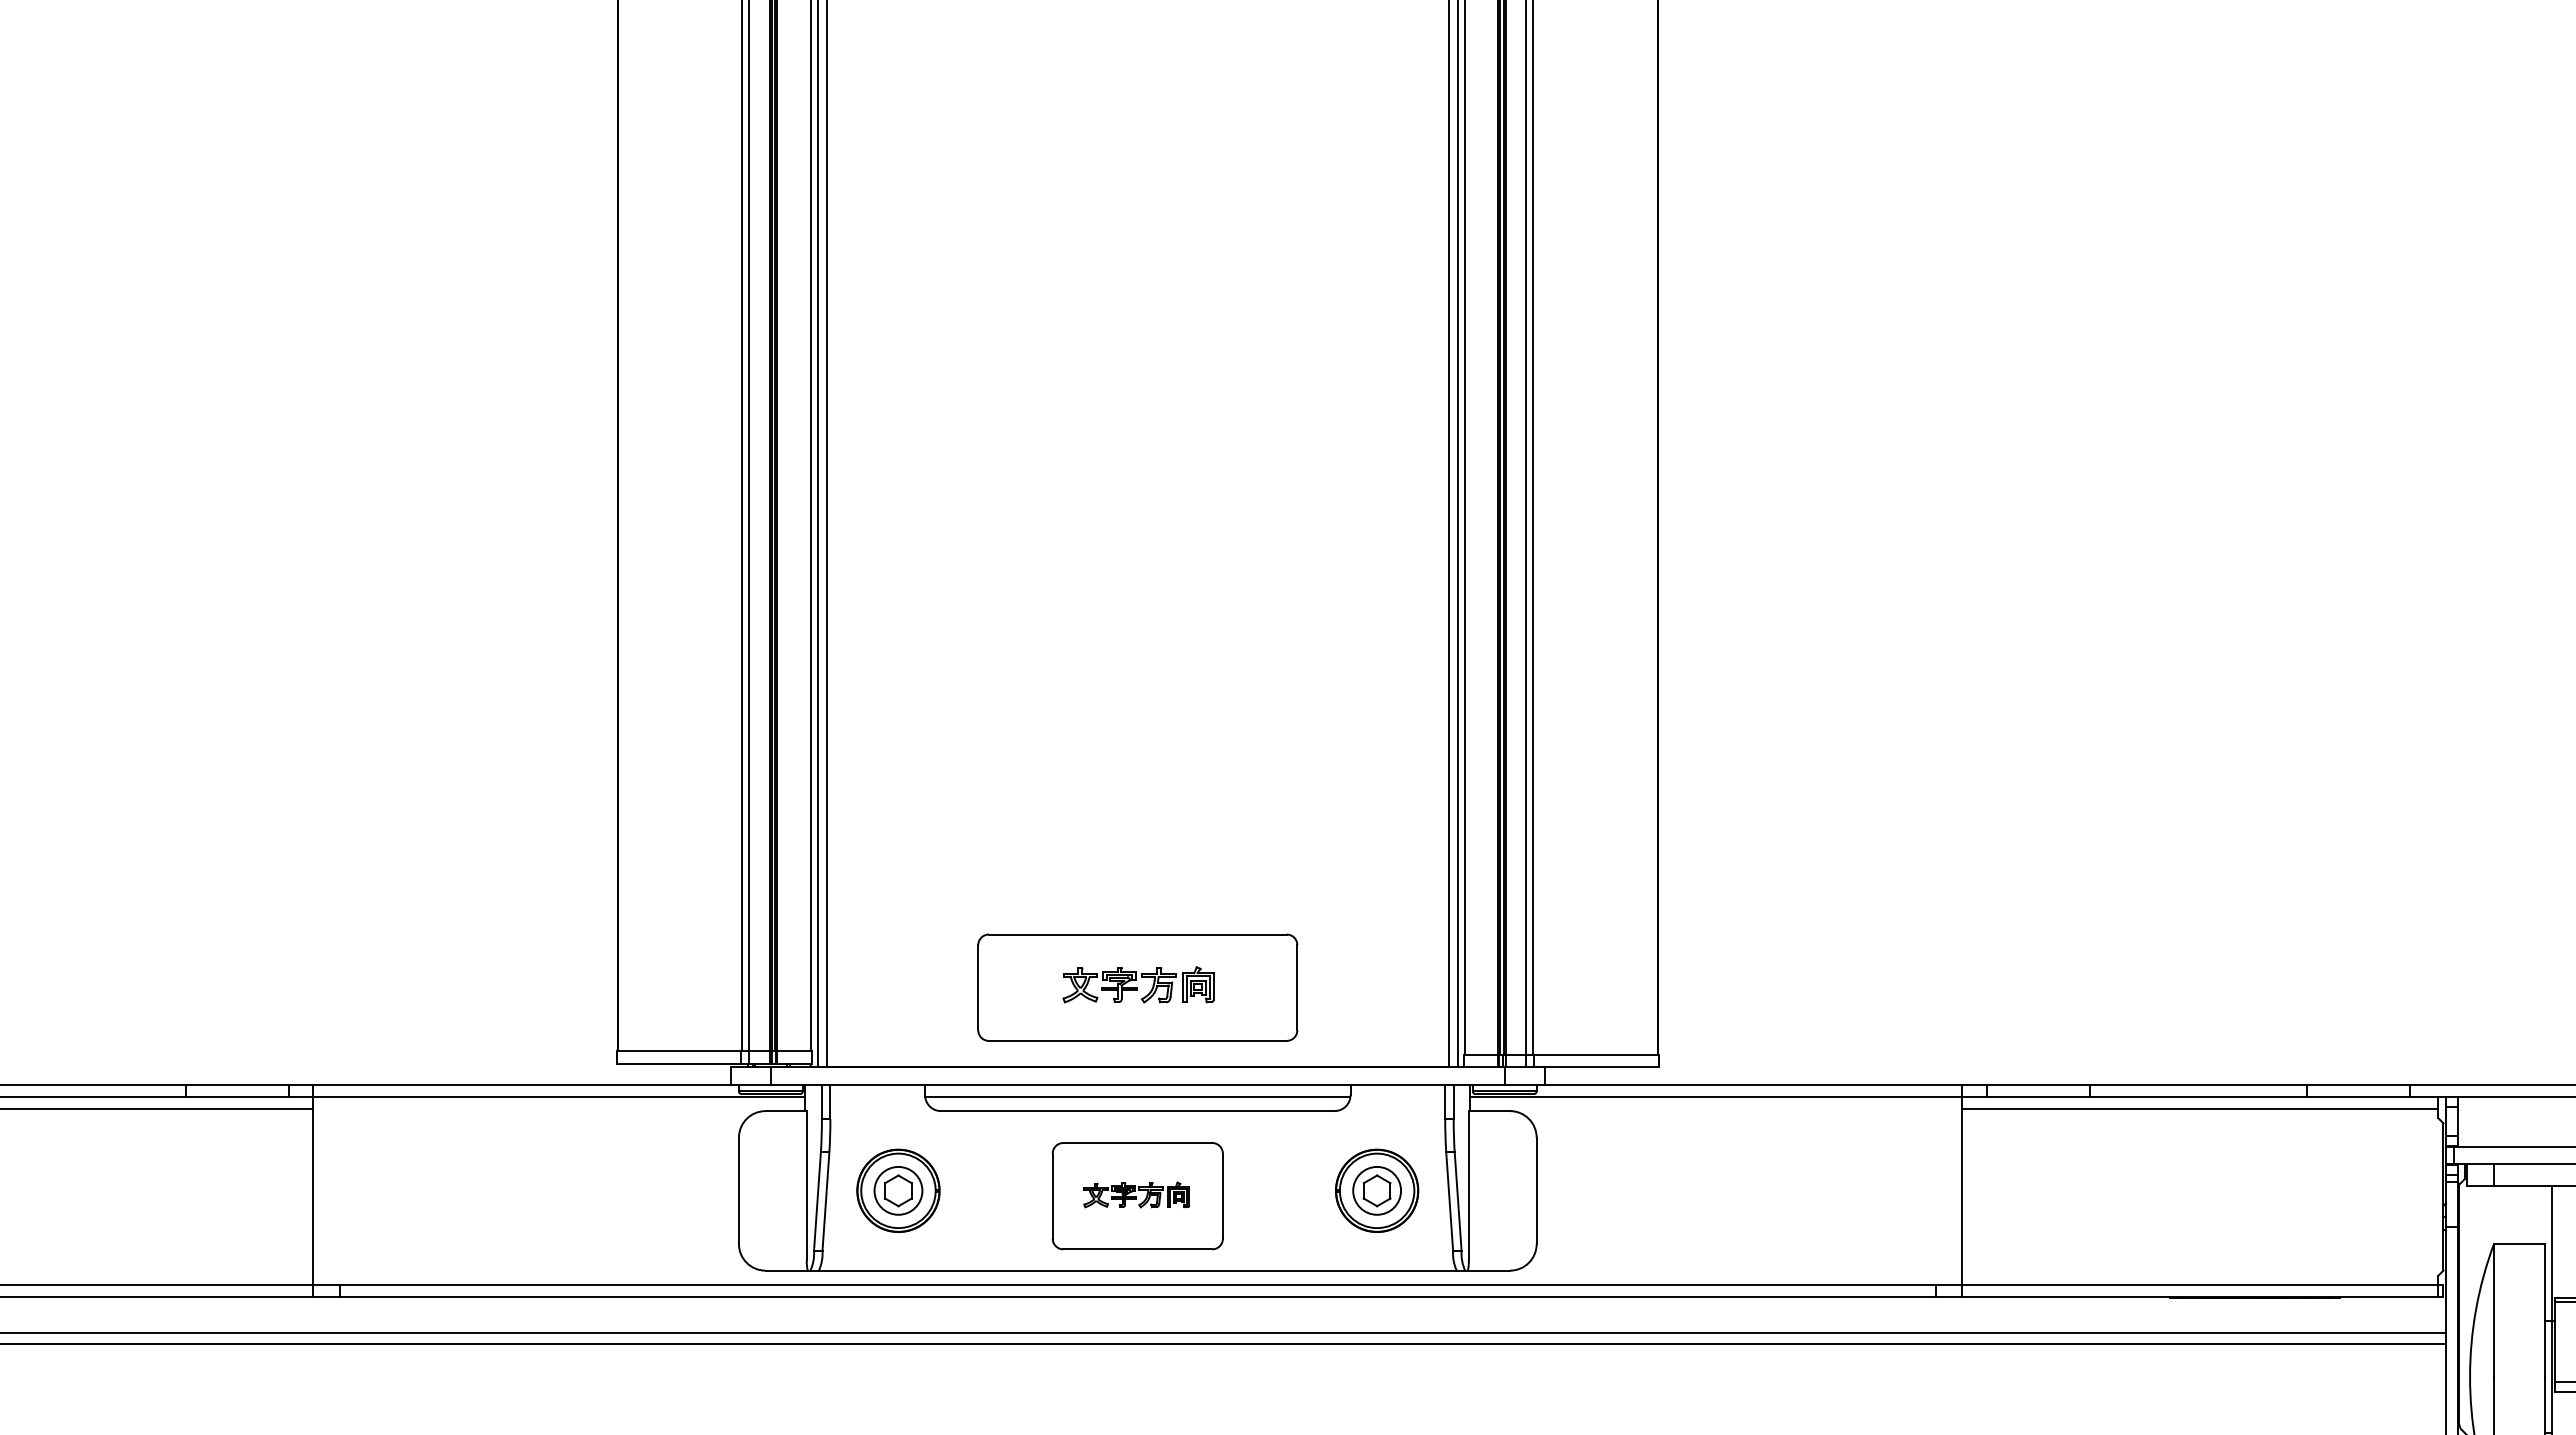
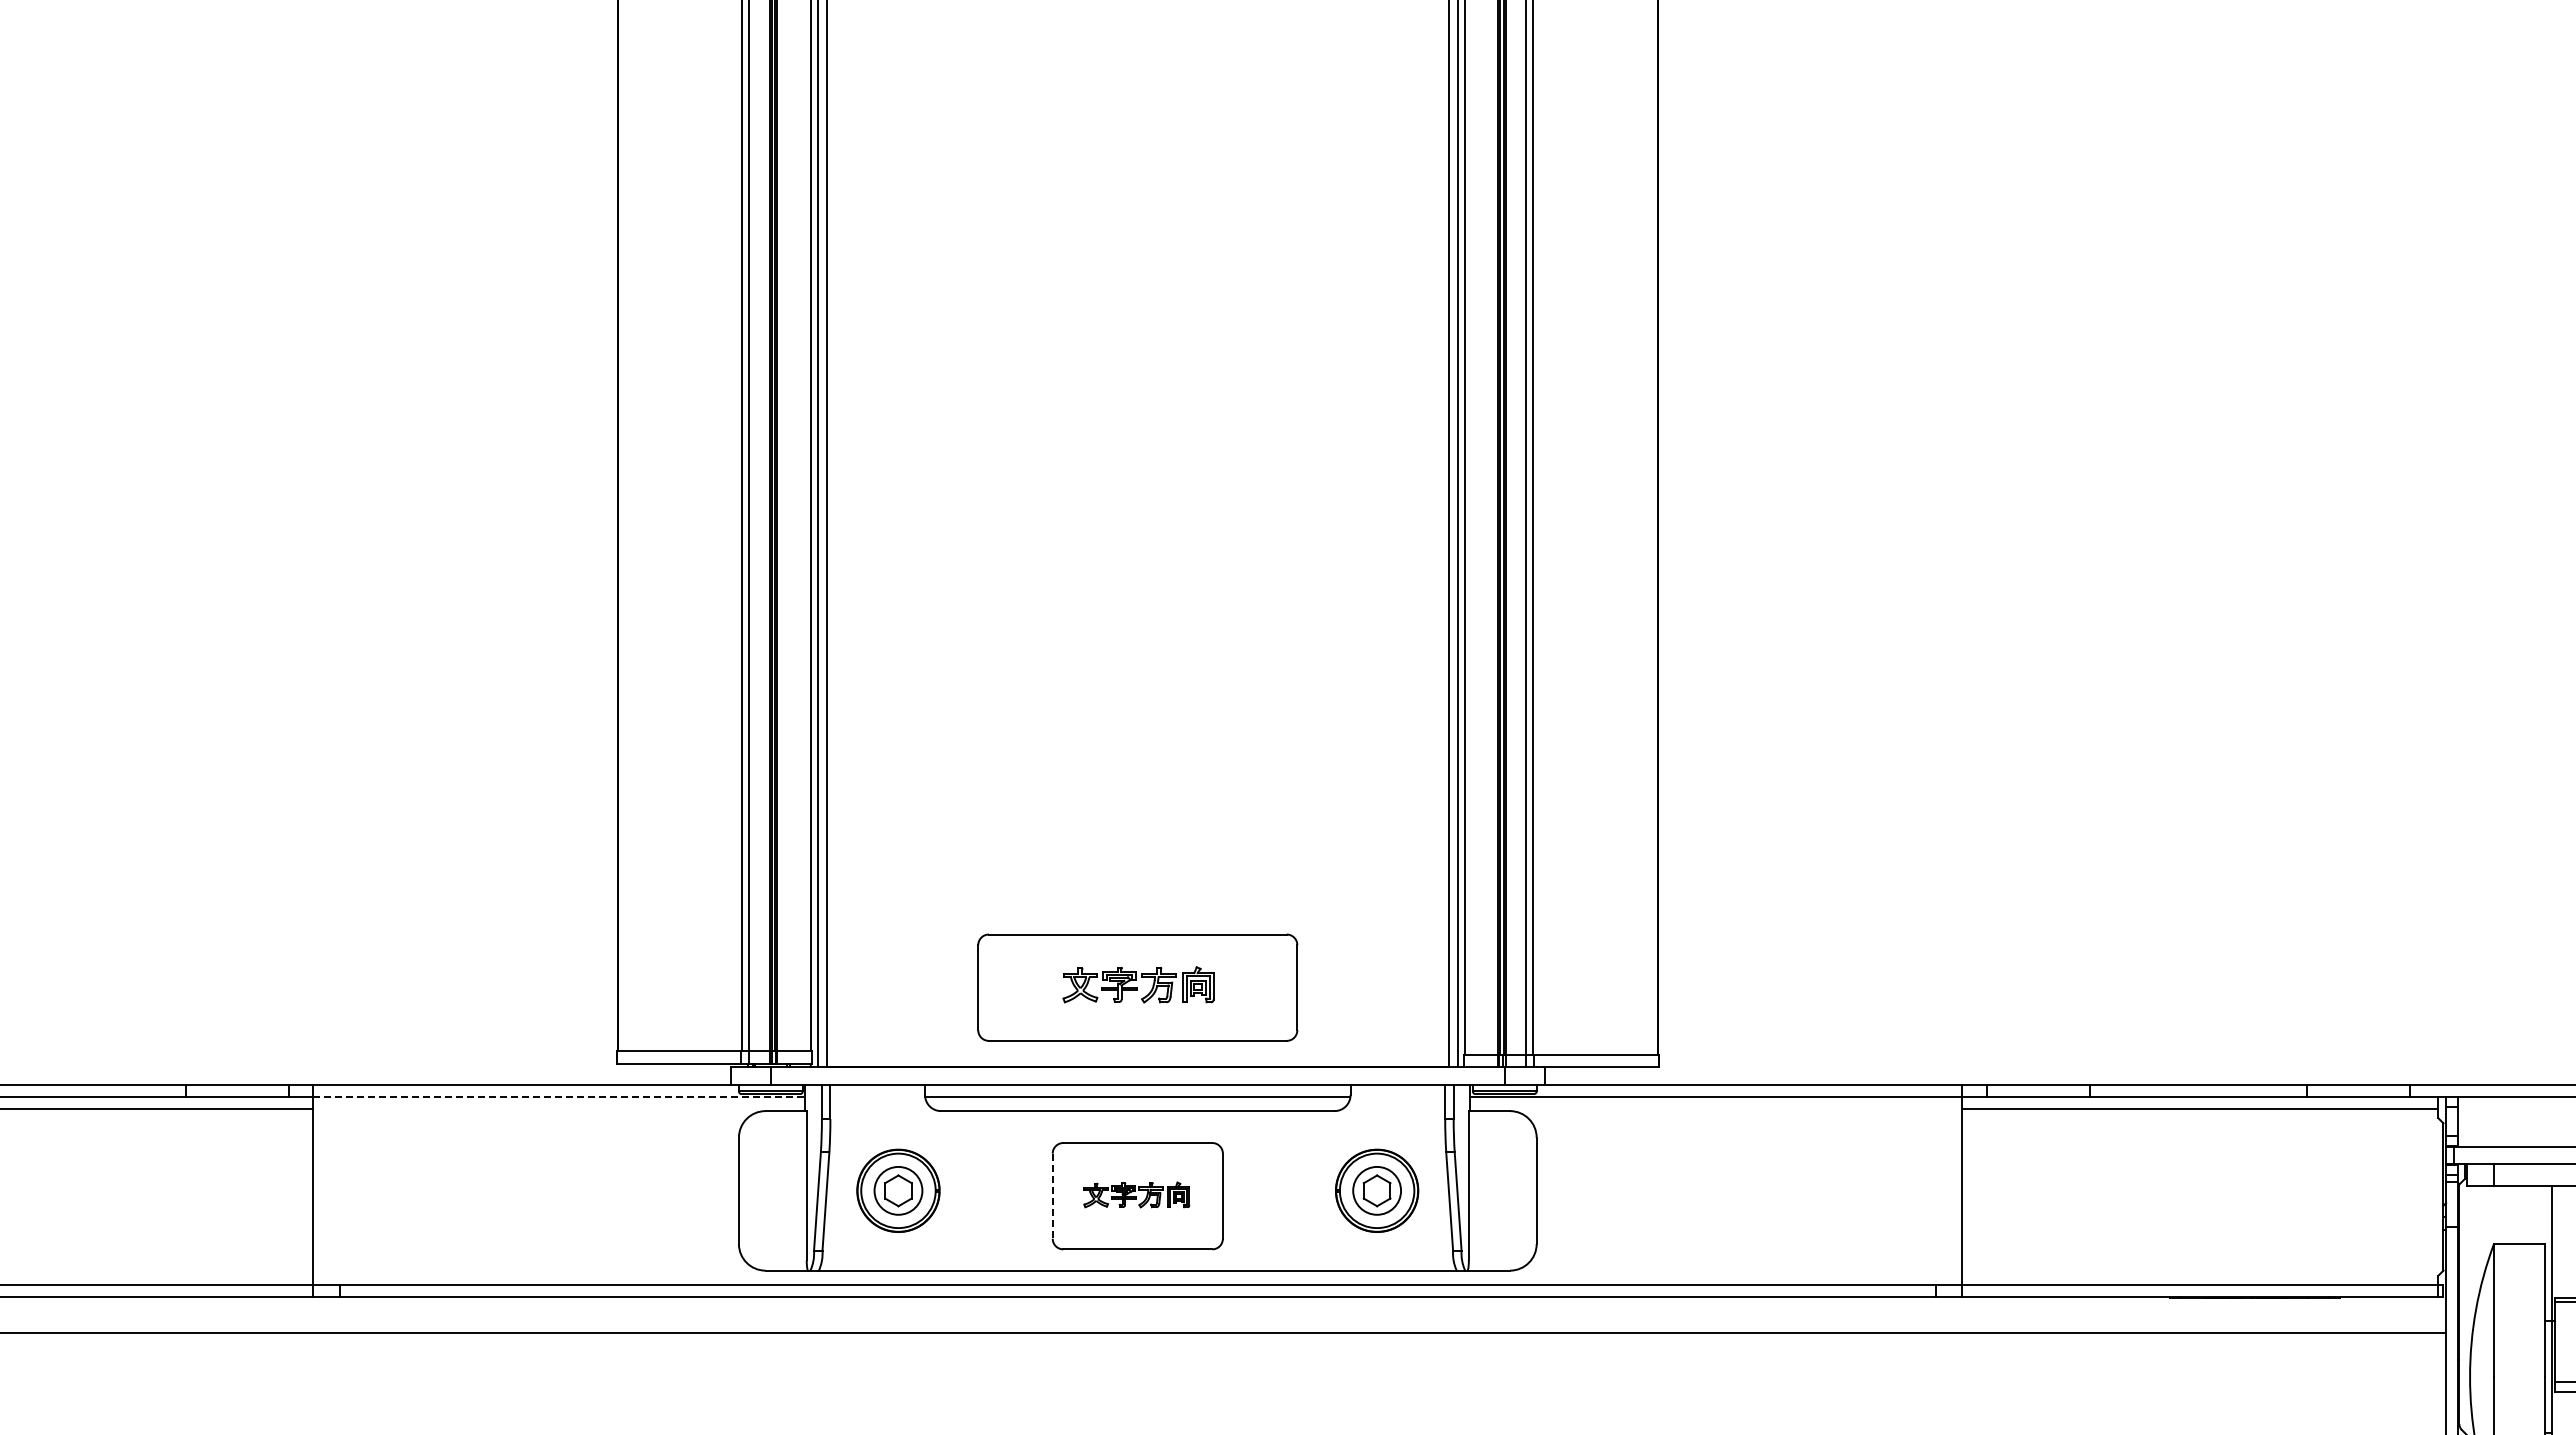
line: solid -> dashed (559, 1096)
line: solid -> dashed (1052, 1196)
line: present -> none (1224, 1344)
